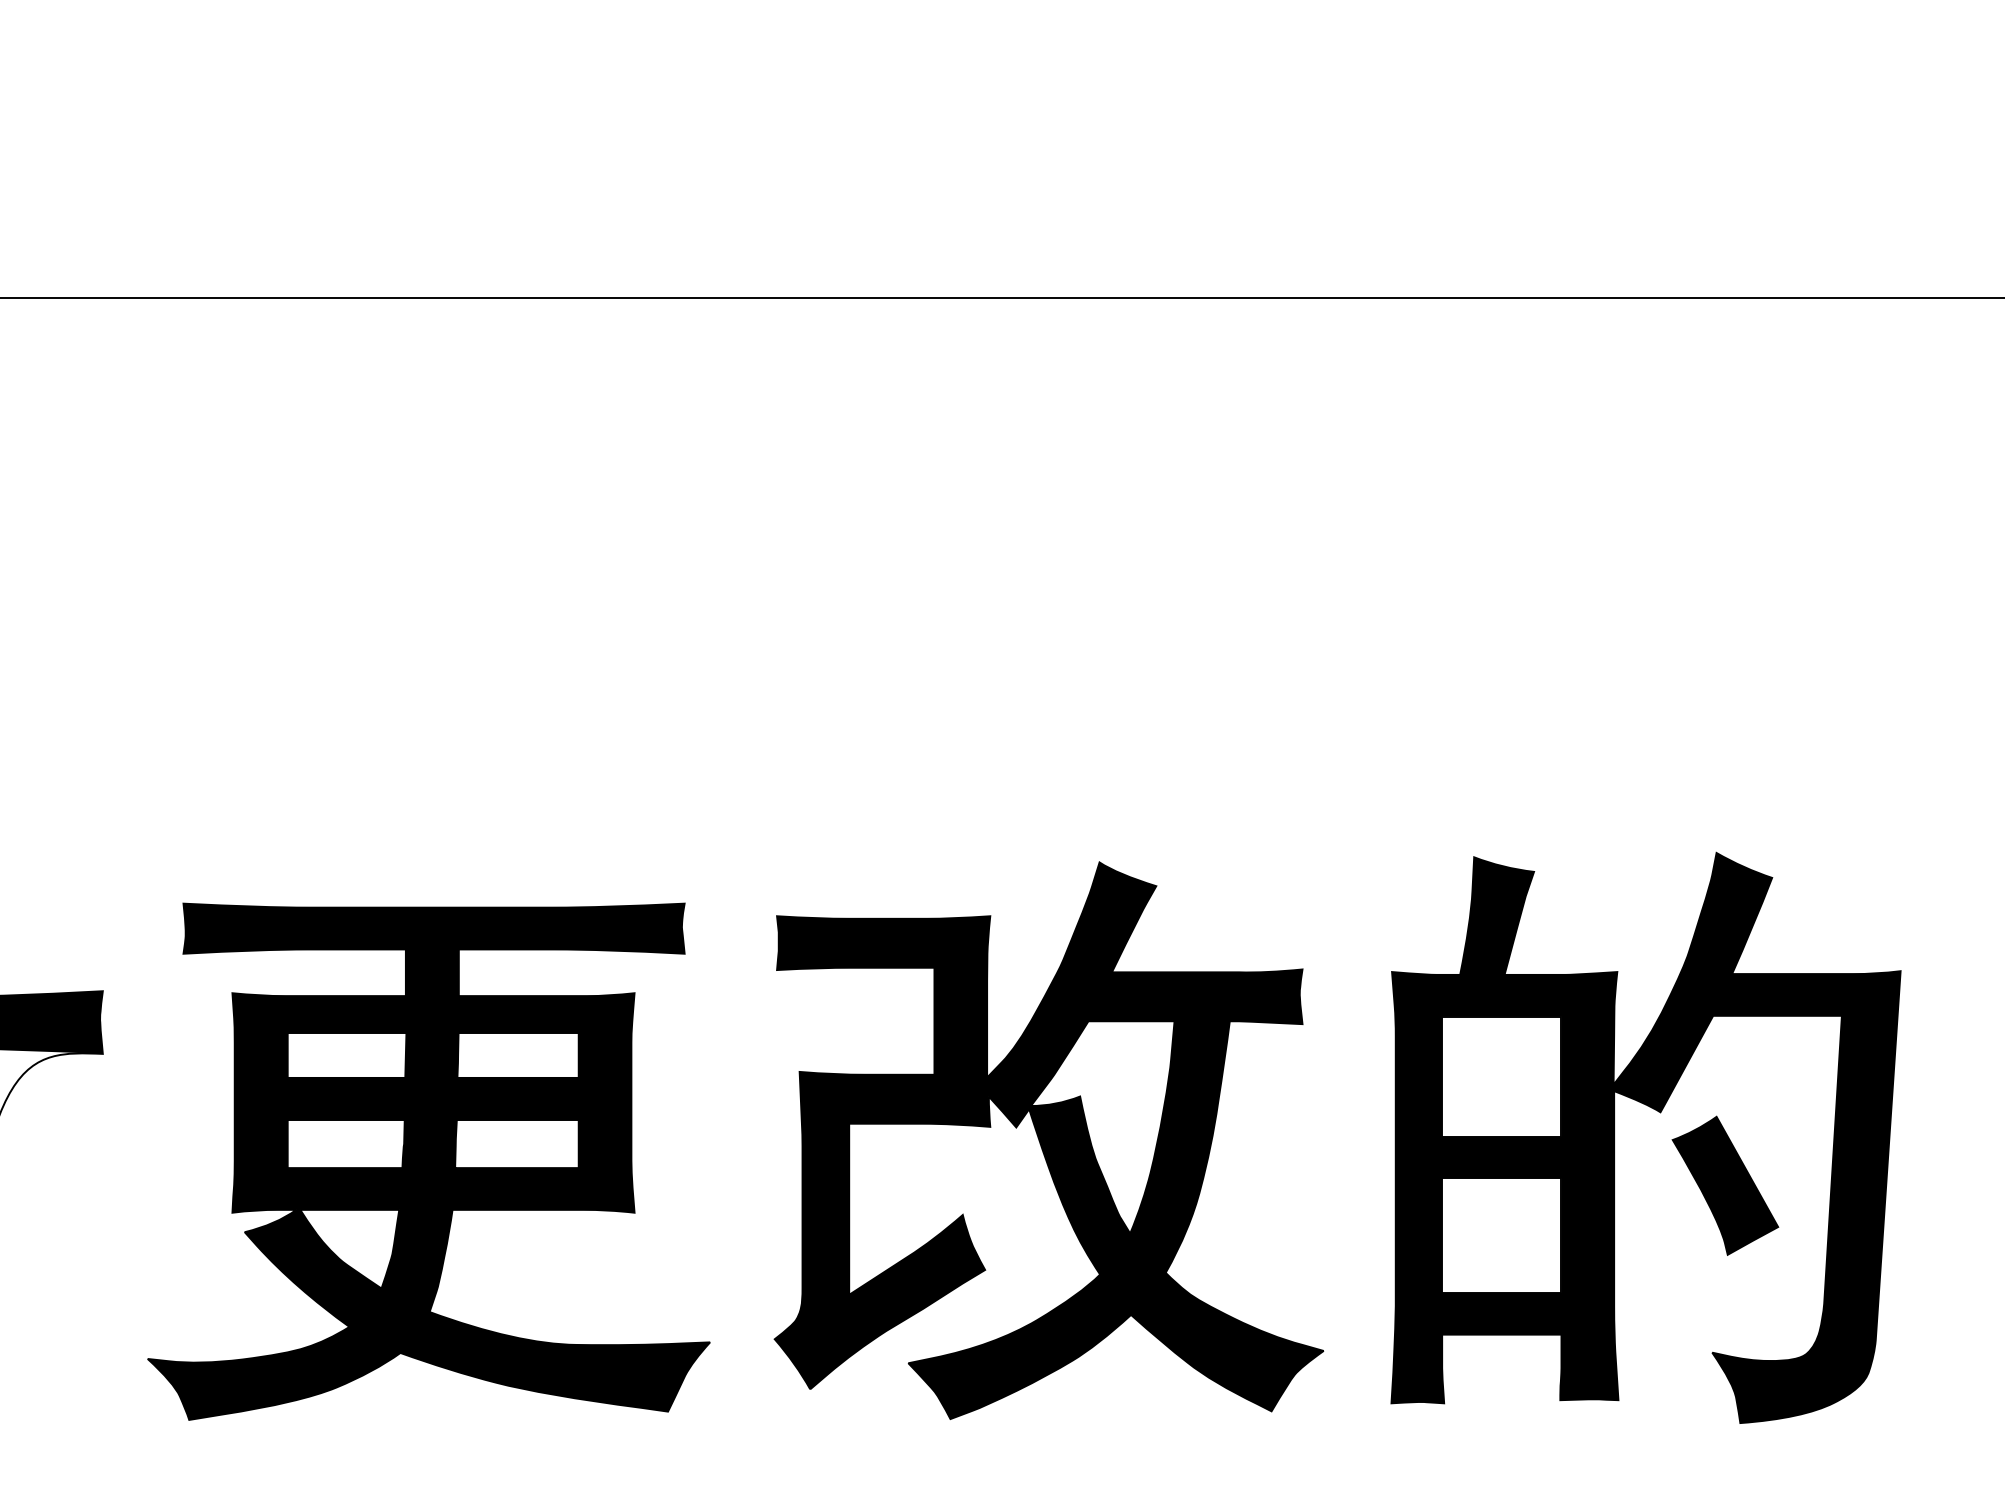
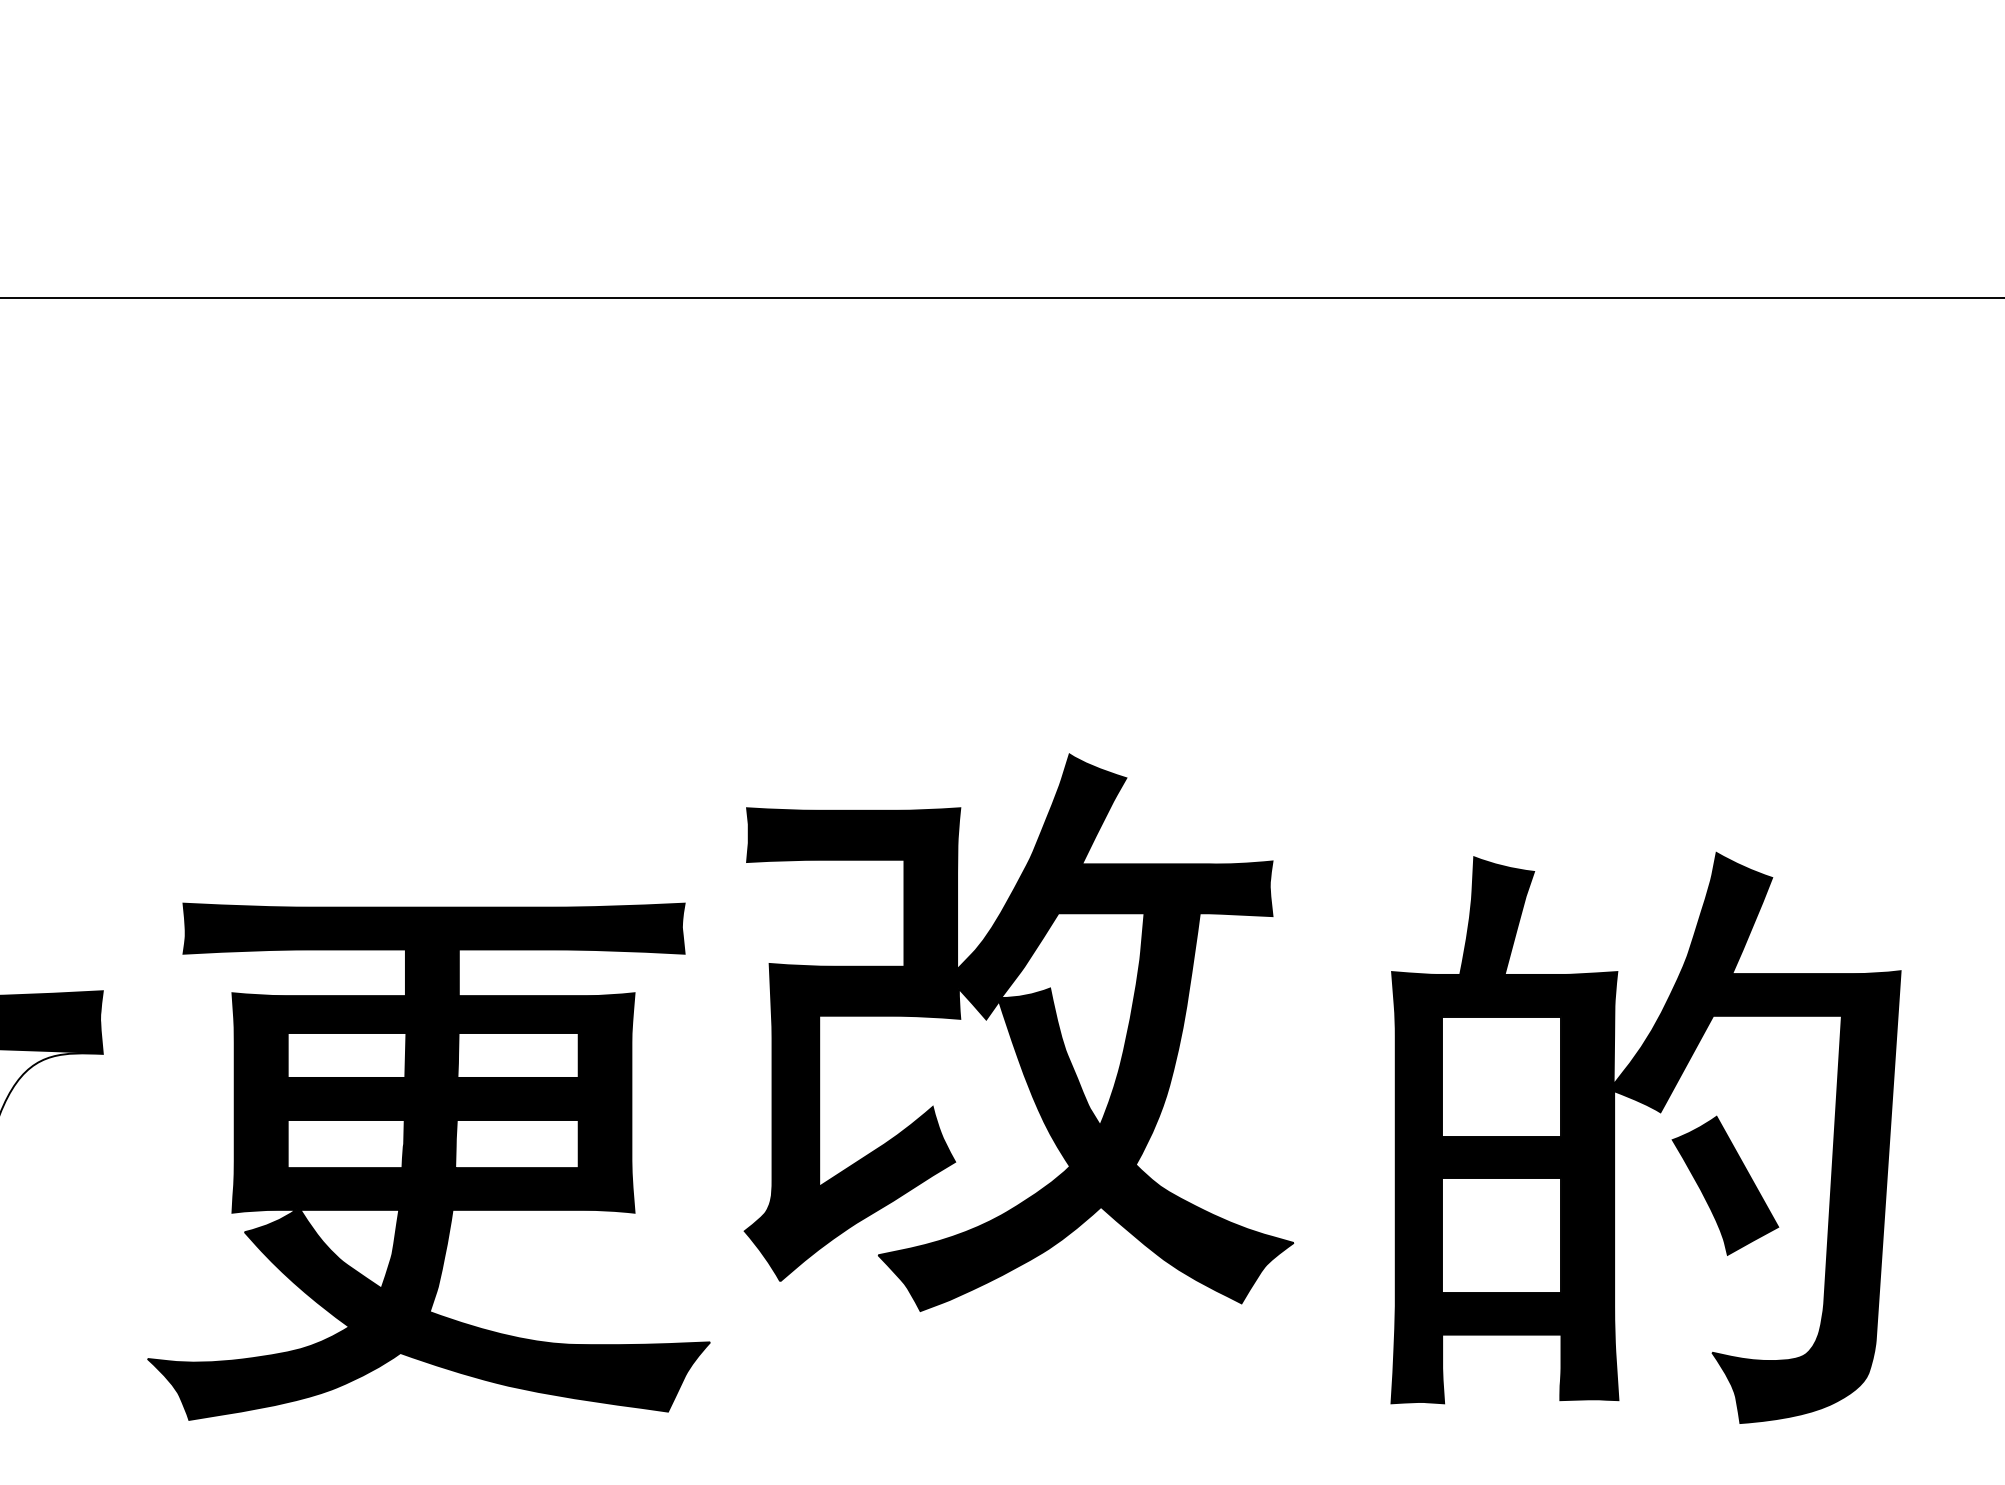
part position: (1048, 1140) -> (1018, 1032) (1018, 1032)
